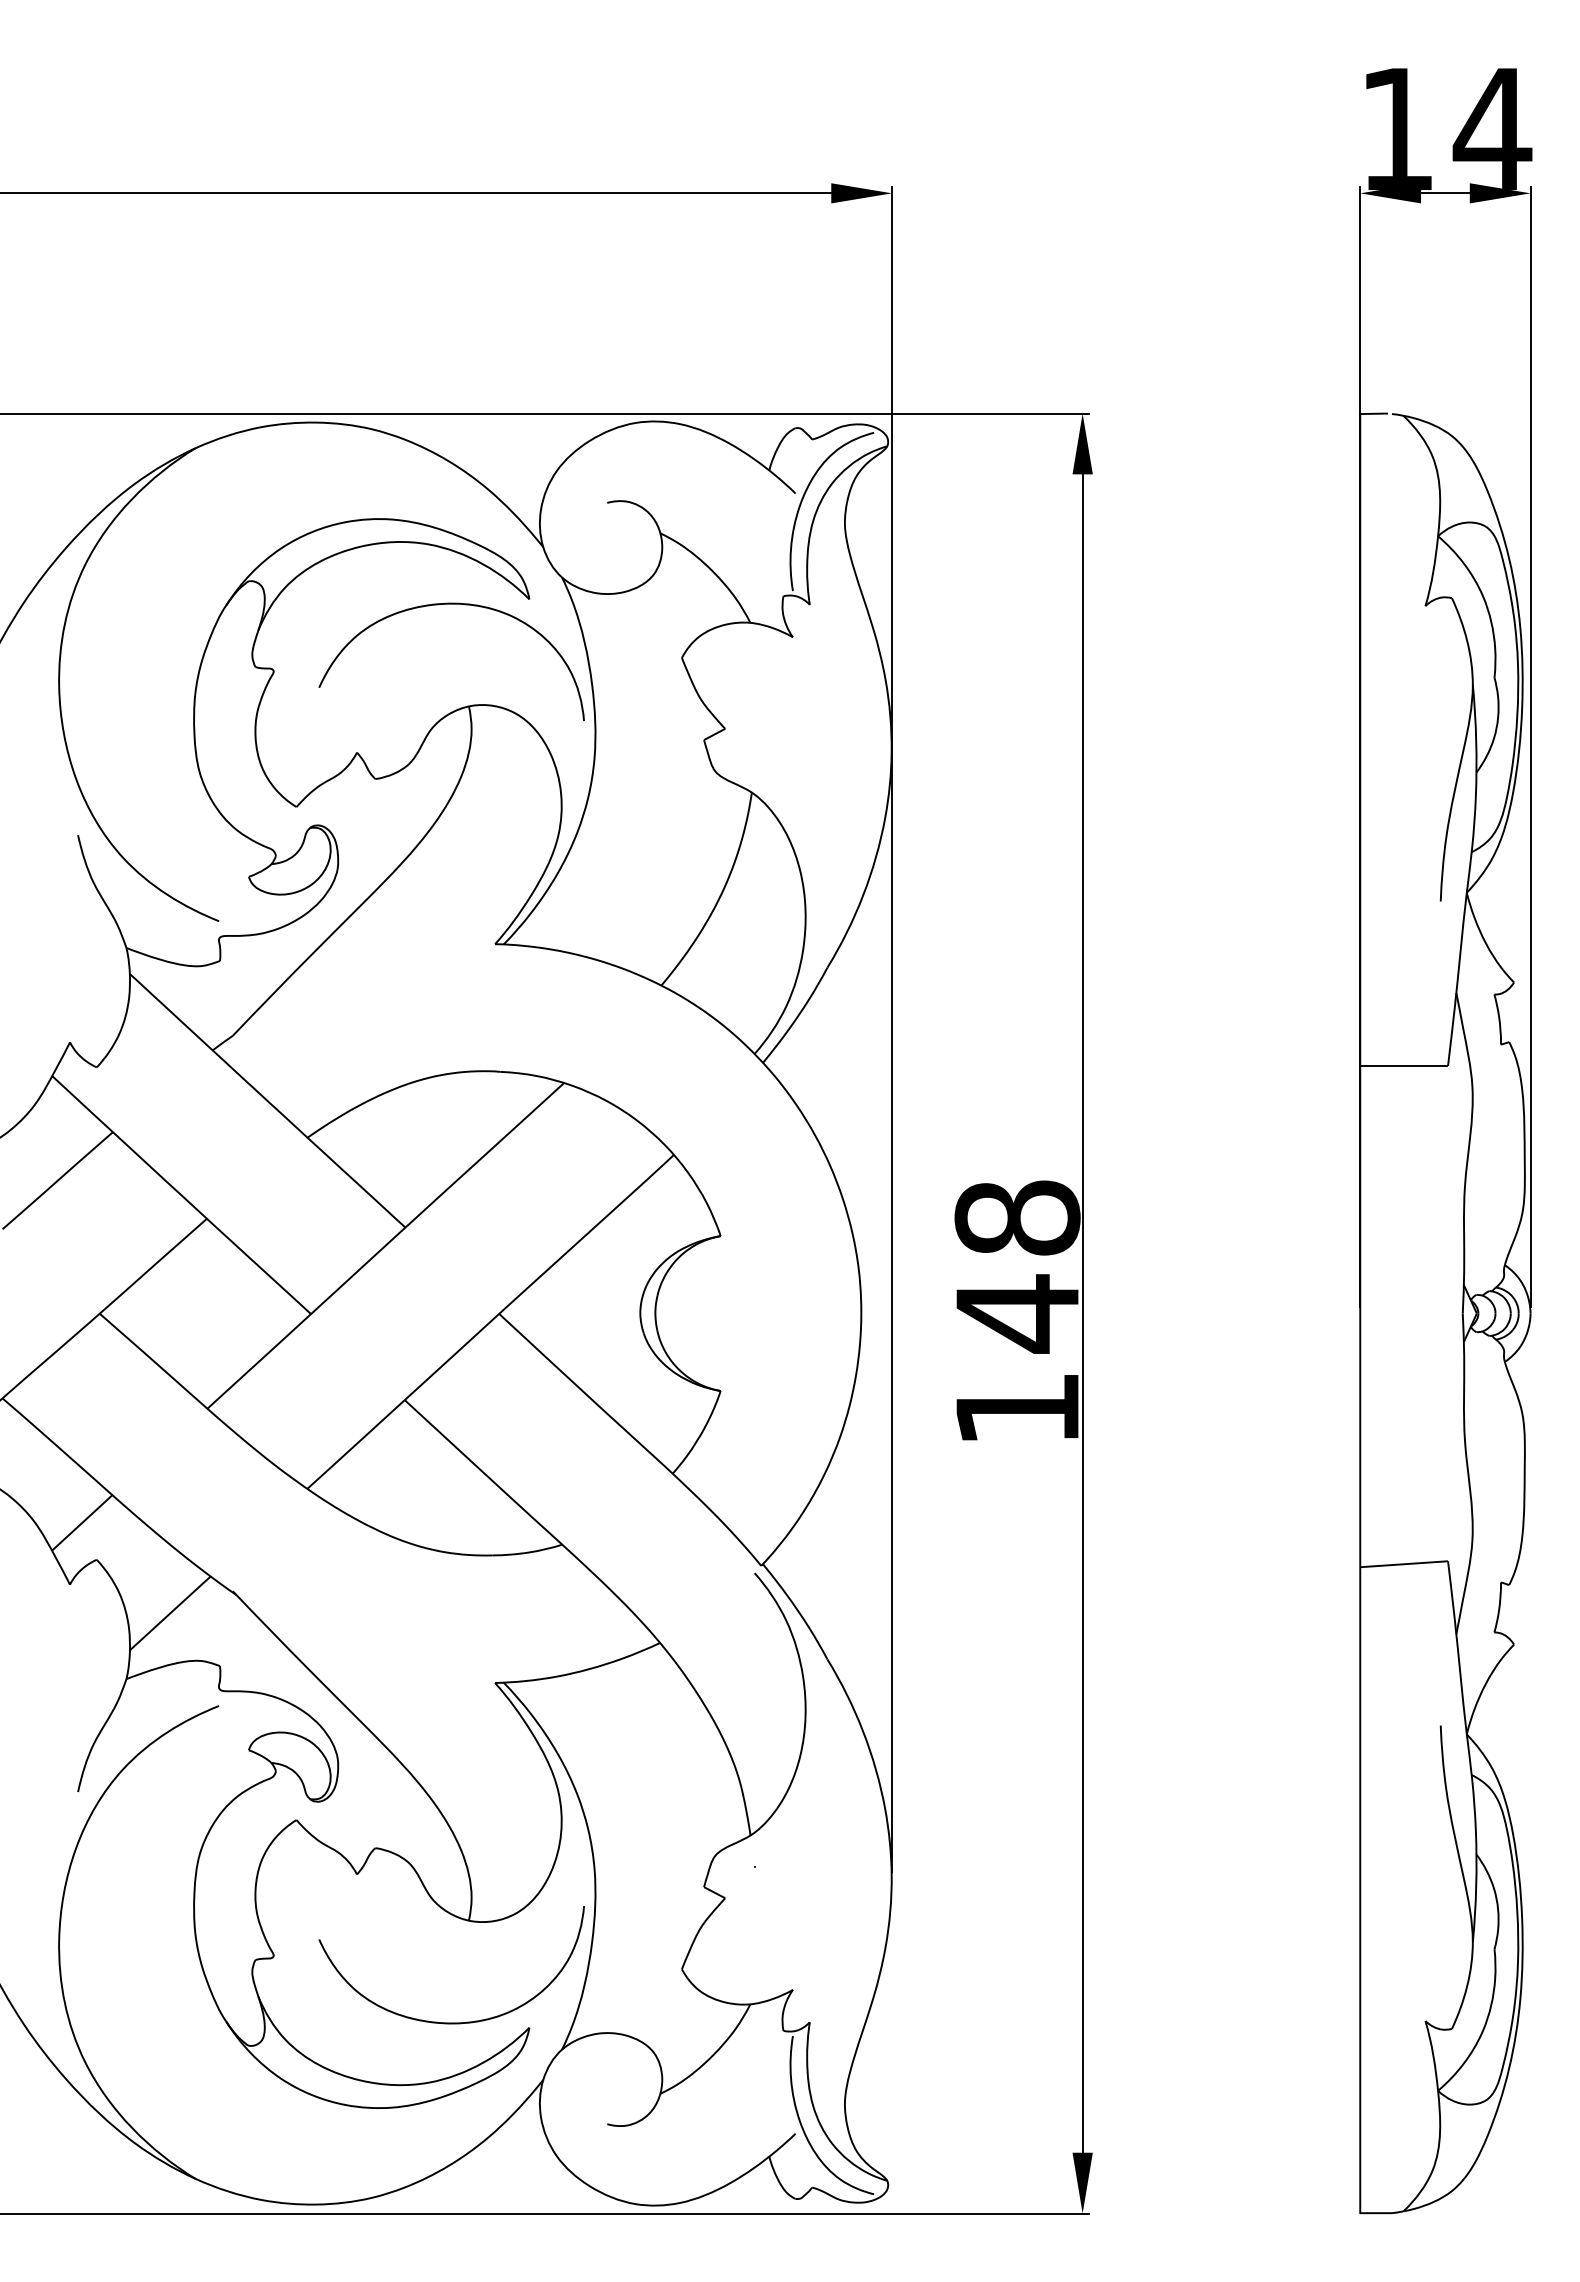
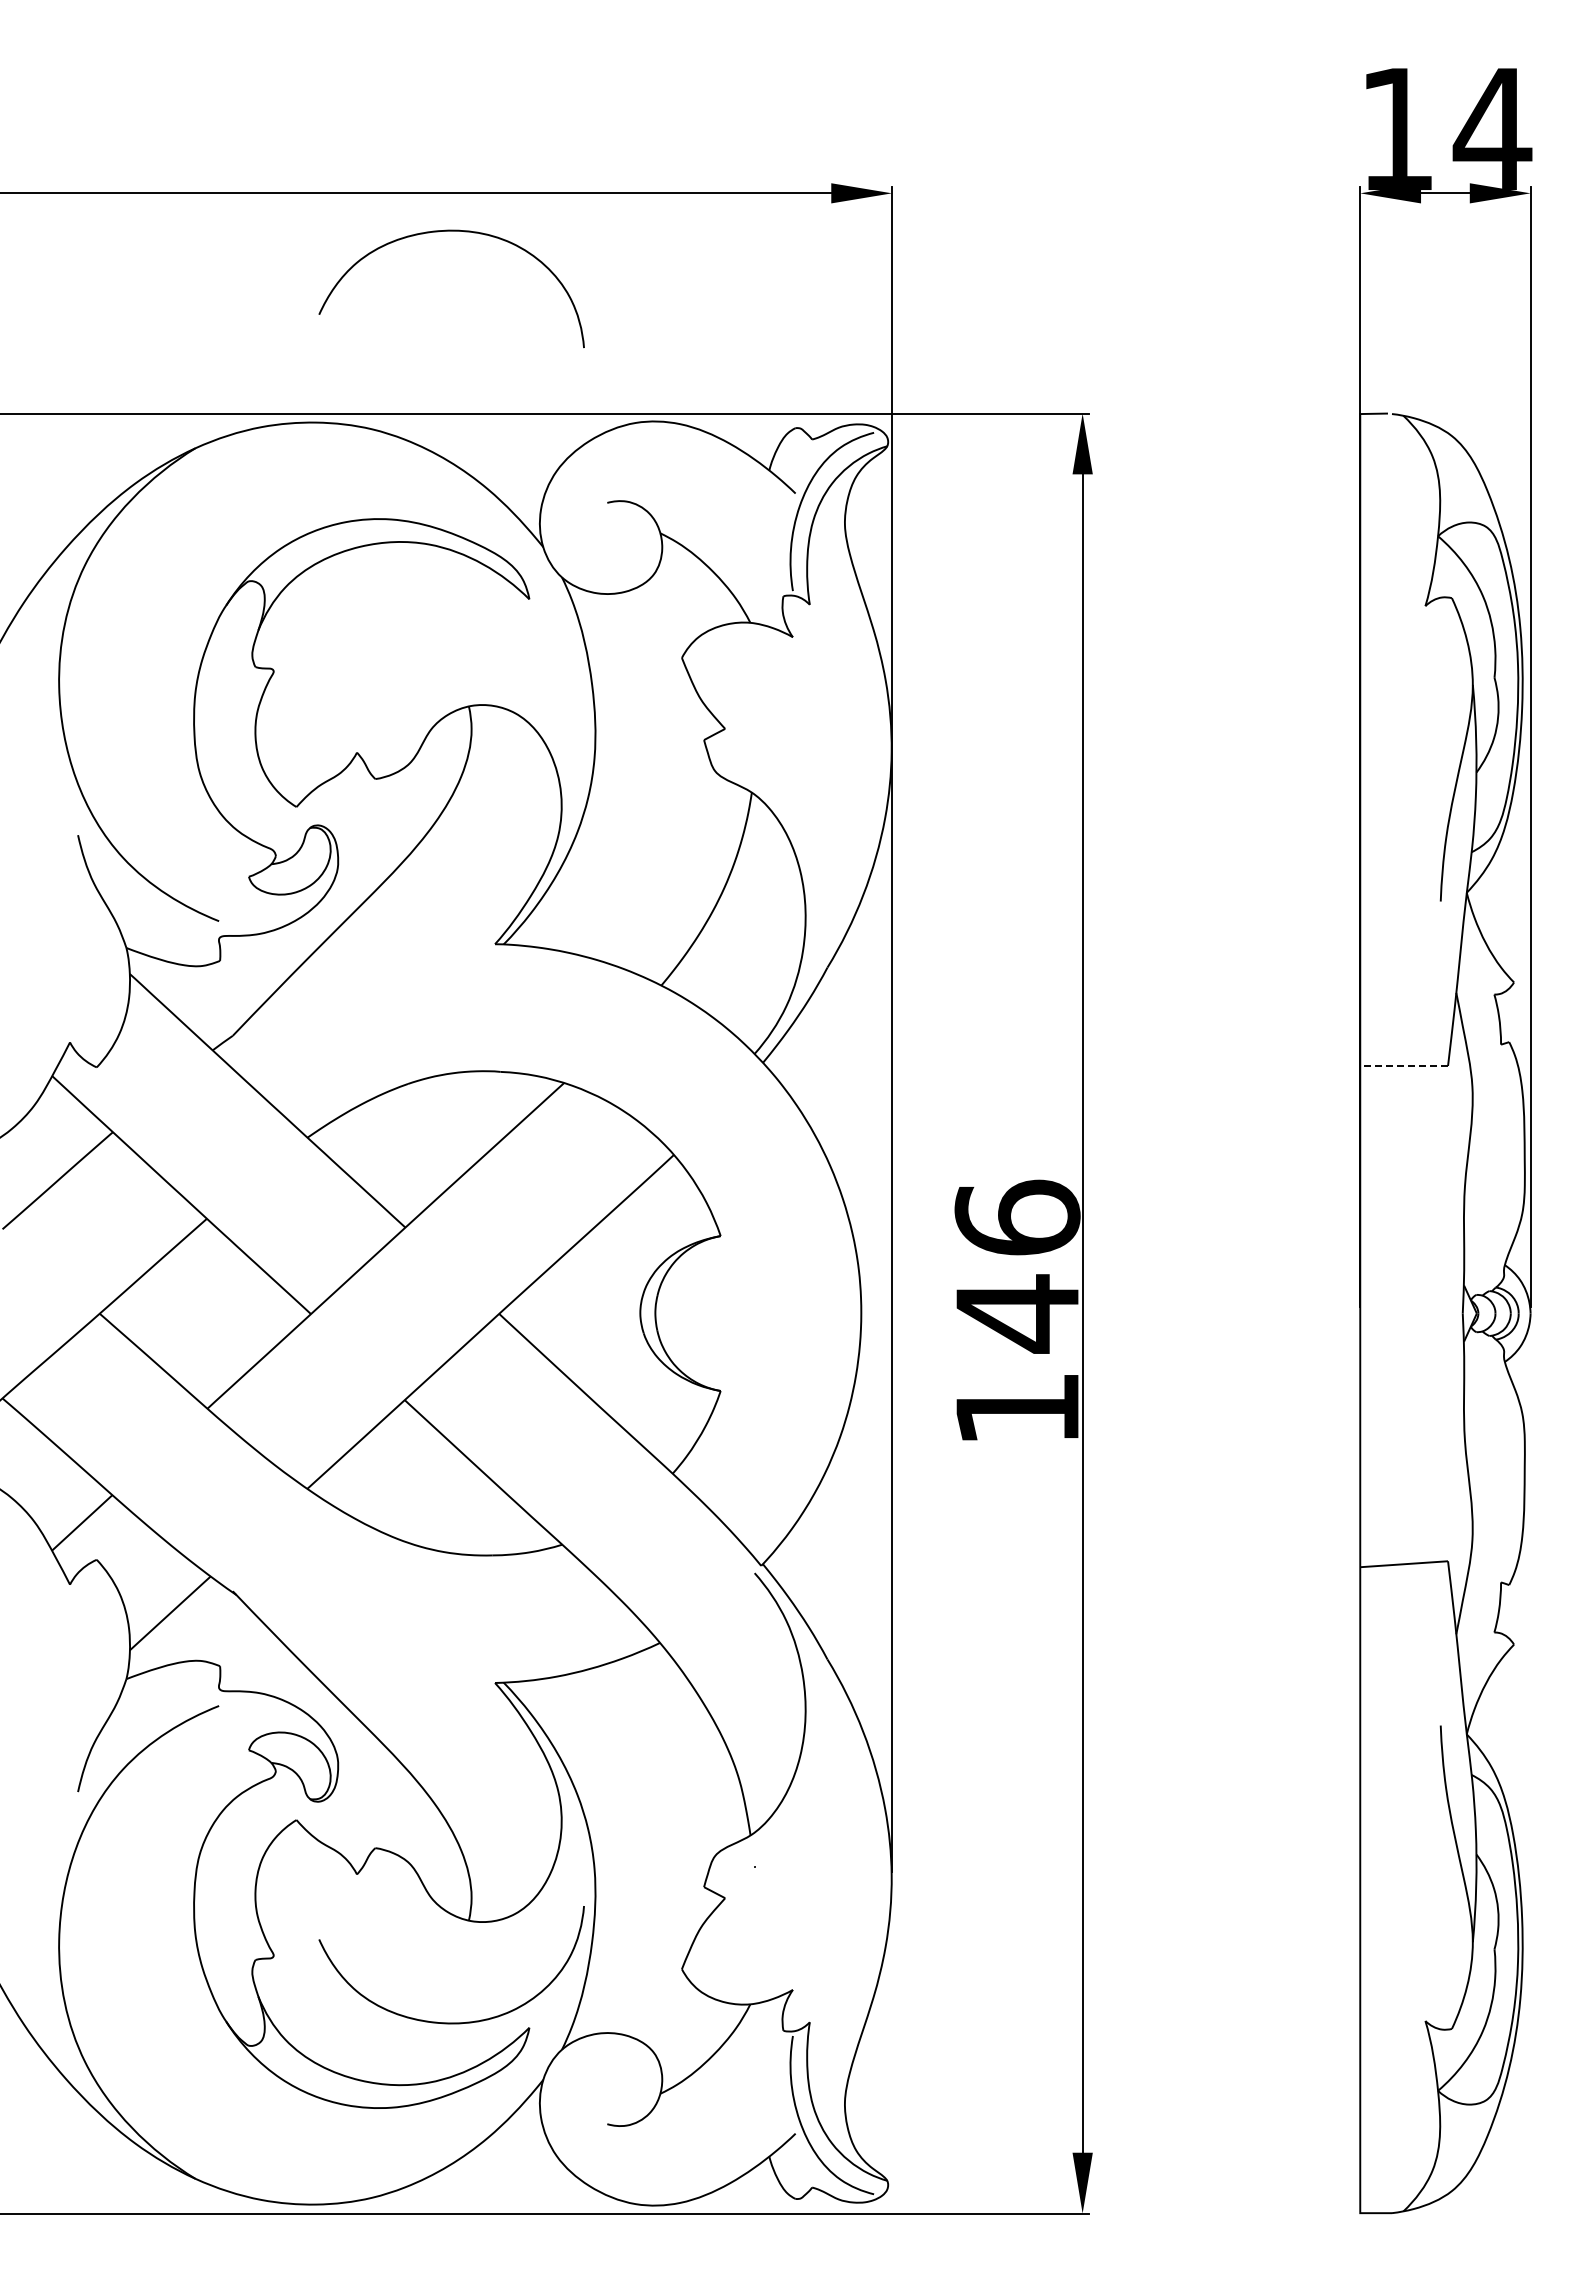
curve position: (451, 604) -> (451, 231) (451, 231)
line: solid -> dashed (1404, 1065)
text: 148 -> 146 (1017, 1217)
